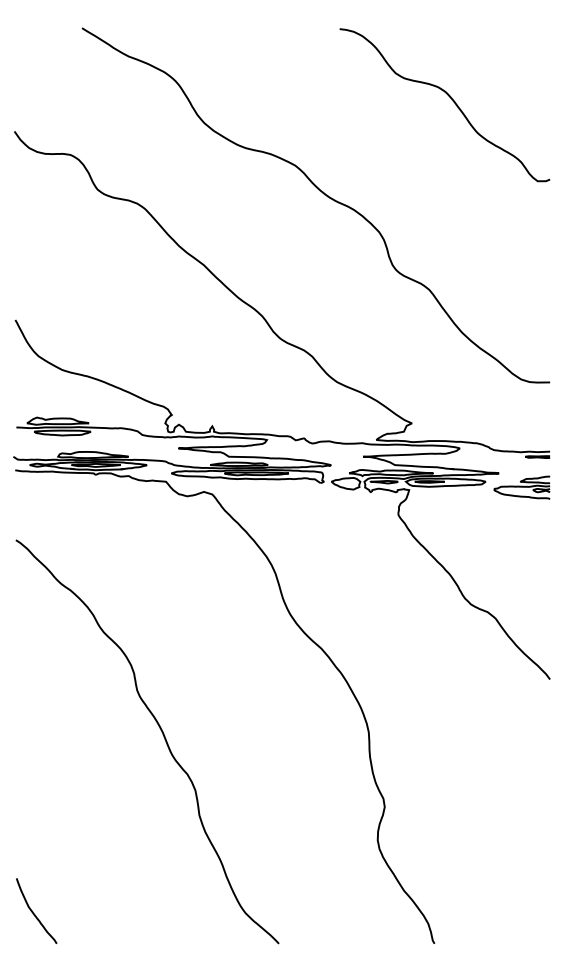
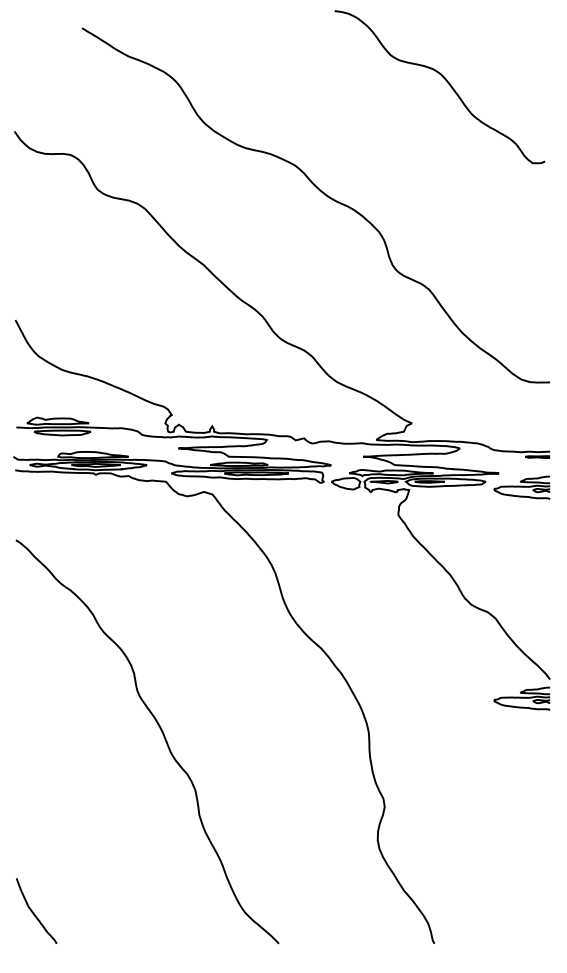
curve position: (452, 101) -> (447, 83) (447, 83)
part: none -> present (521, 698)
